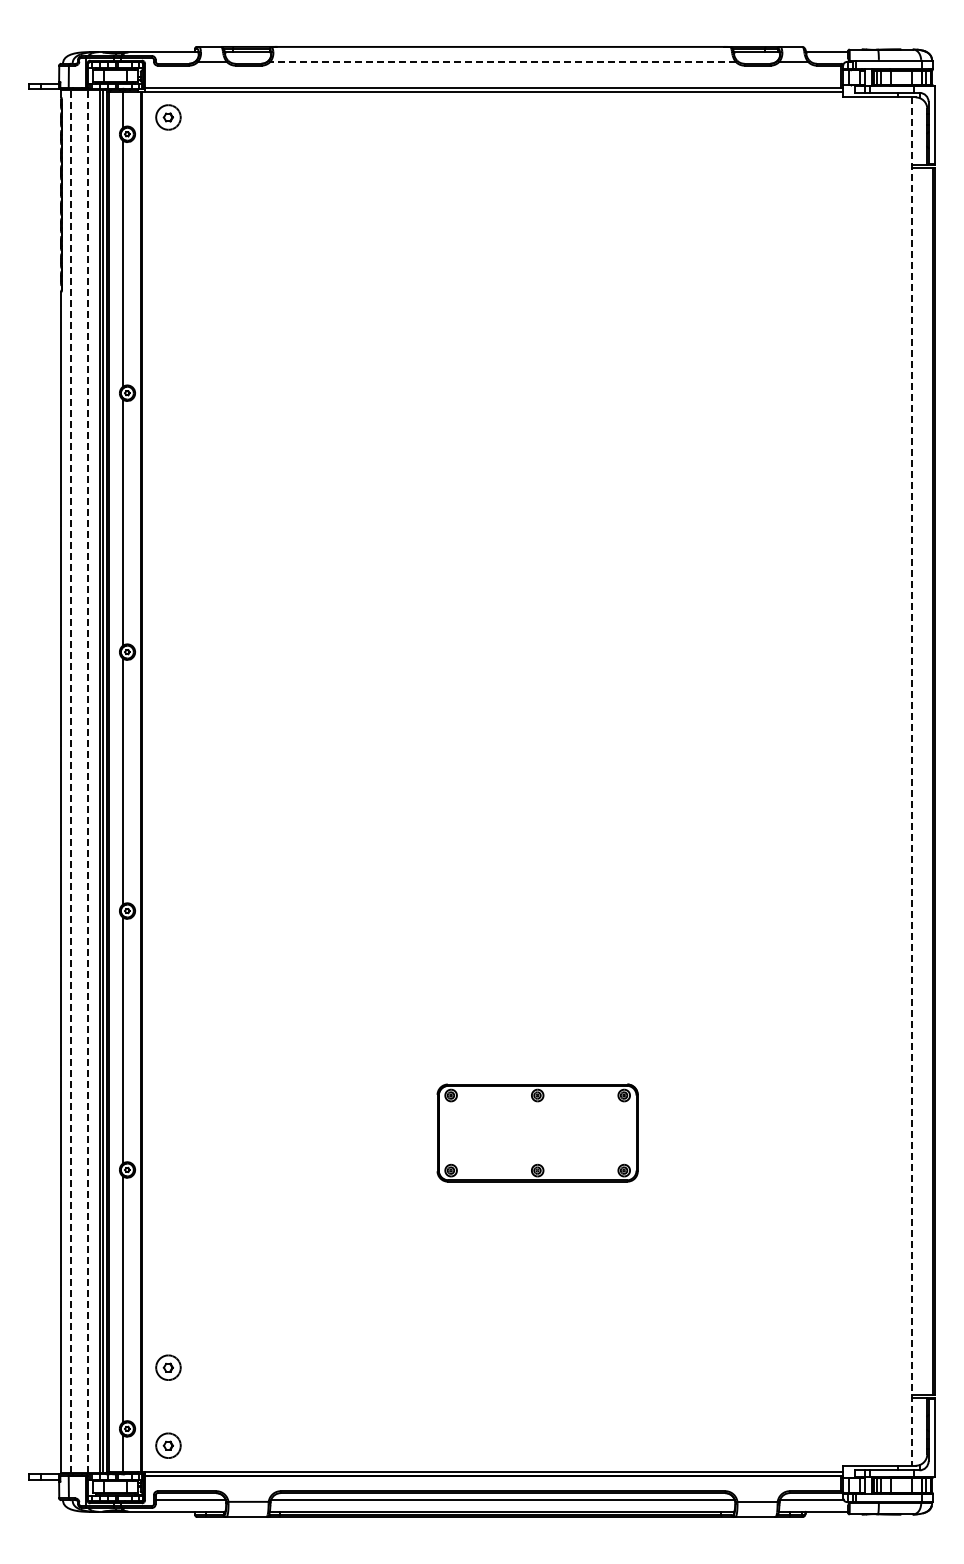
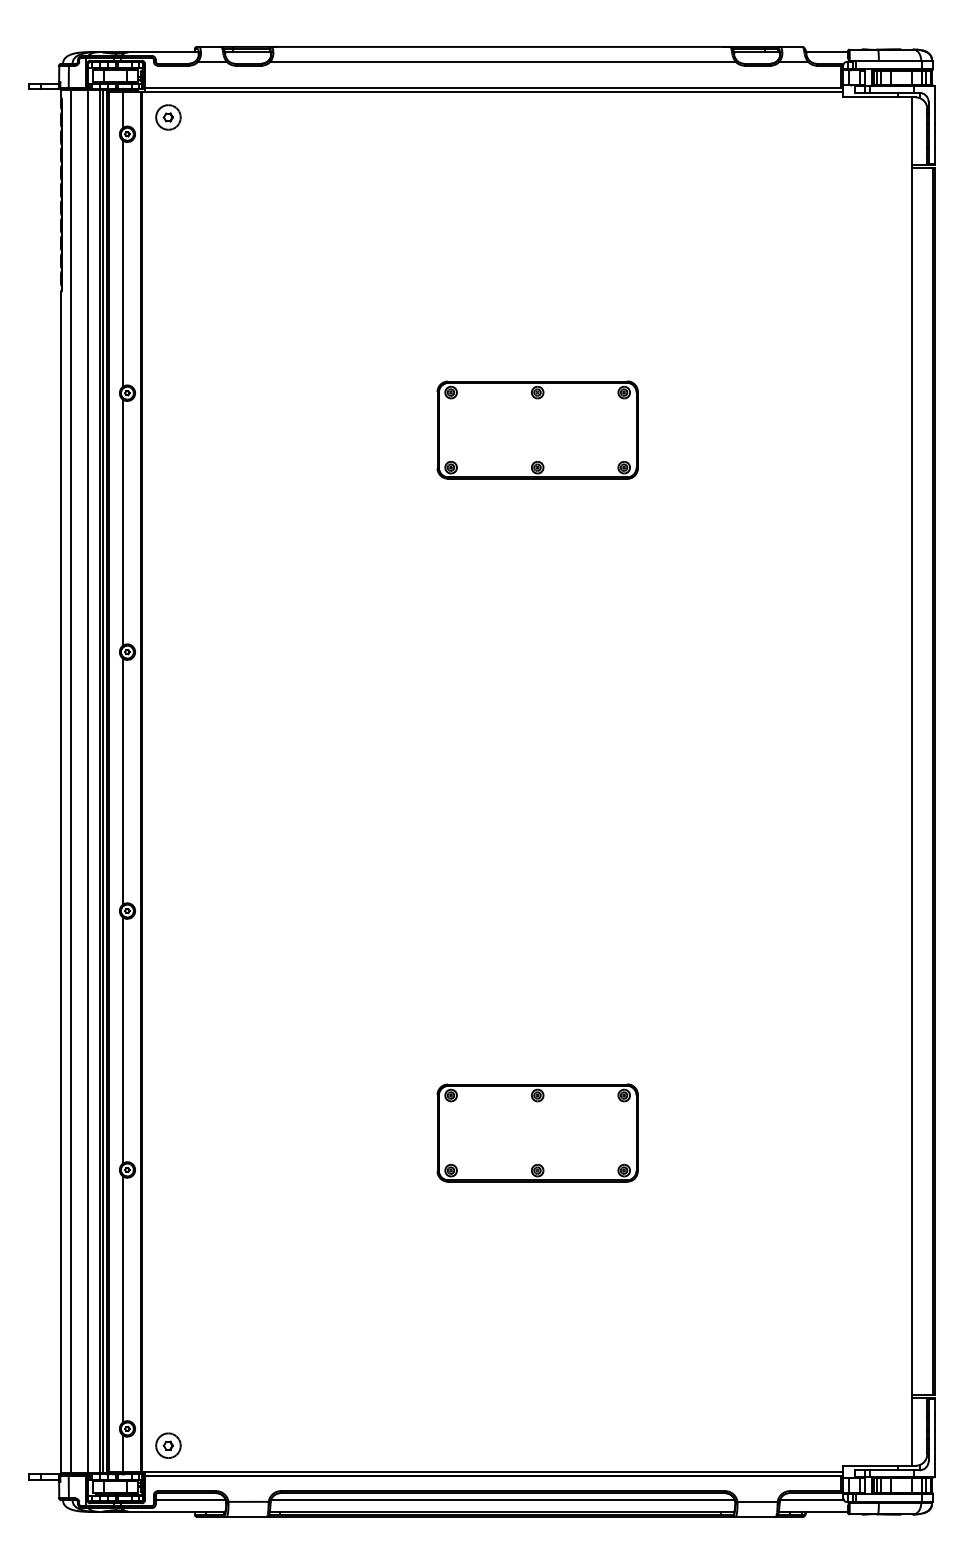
line: dashed -> solid (503, 62)
part: none -> present (537, 429)
line: dashed -> solid (70, 781)
line: dashed -> solid (87, 781)
line: dashed -> solid (911, 782)
part: present -> none (168, 1367)
